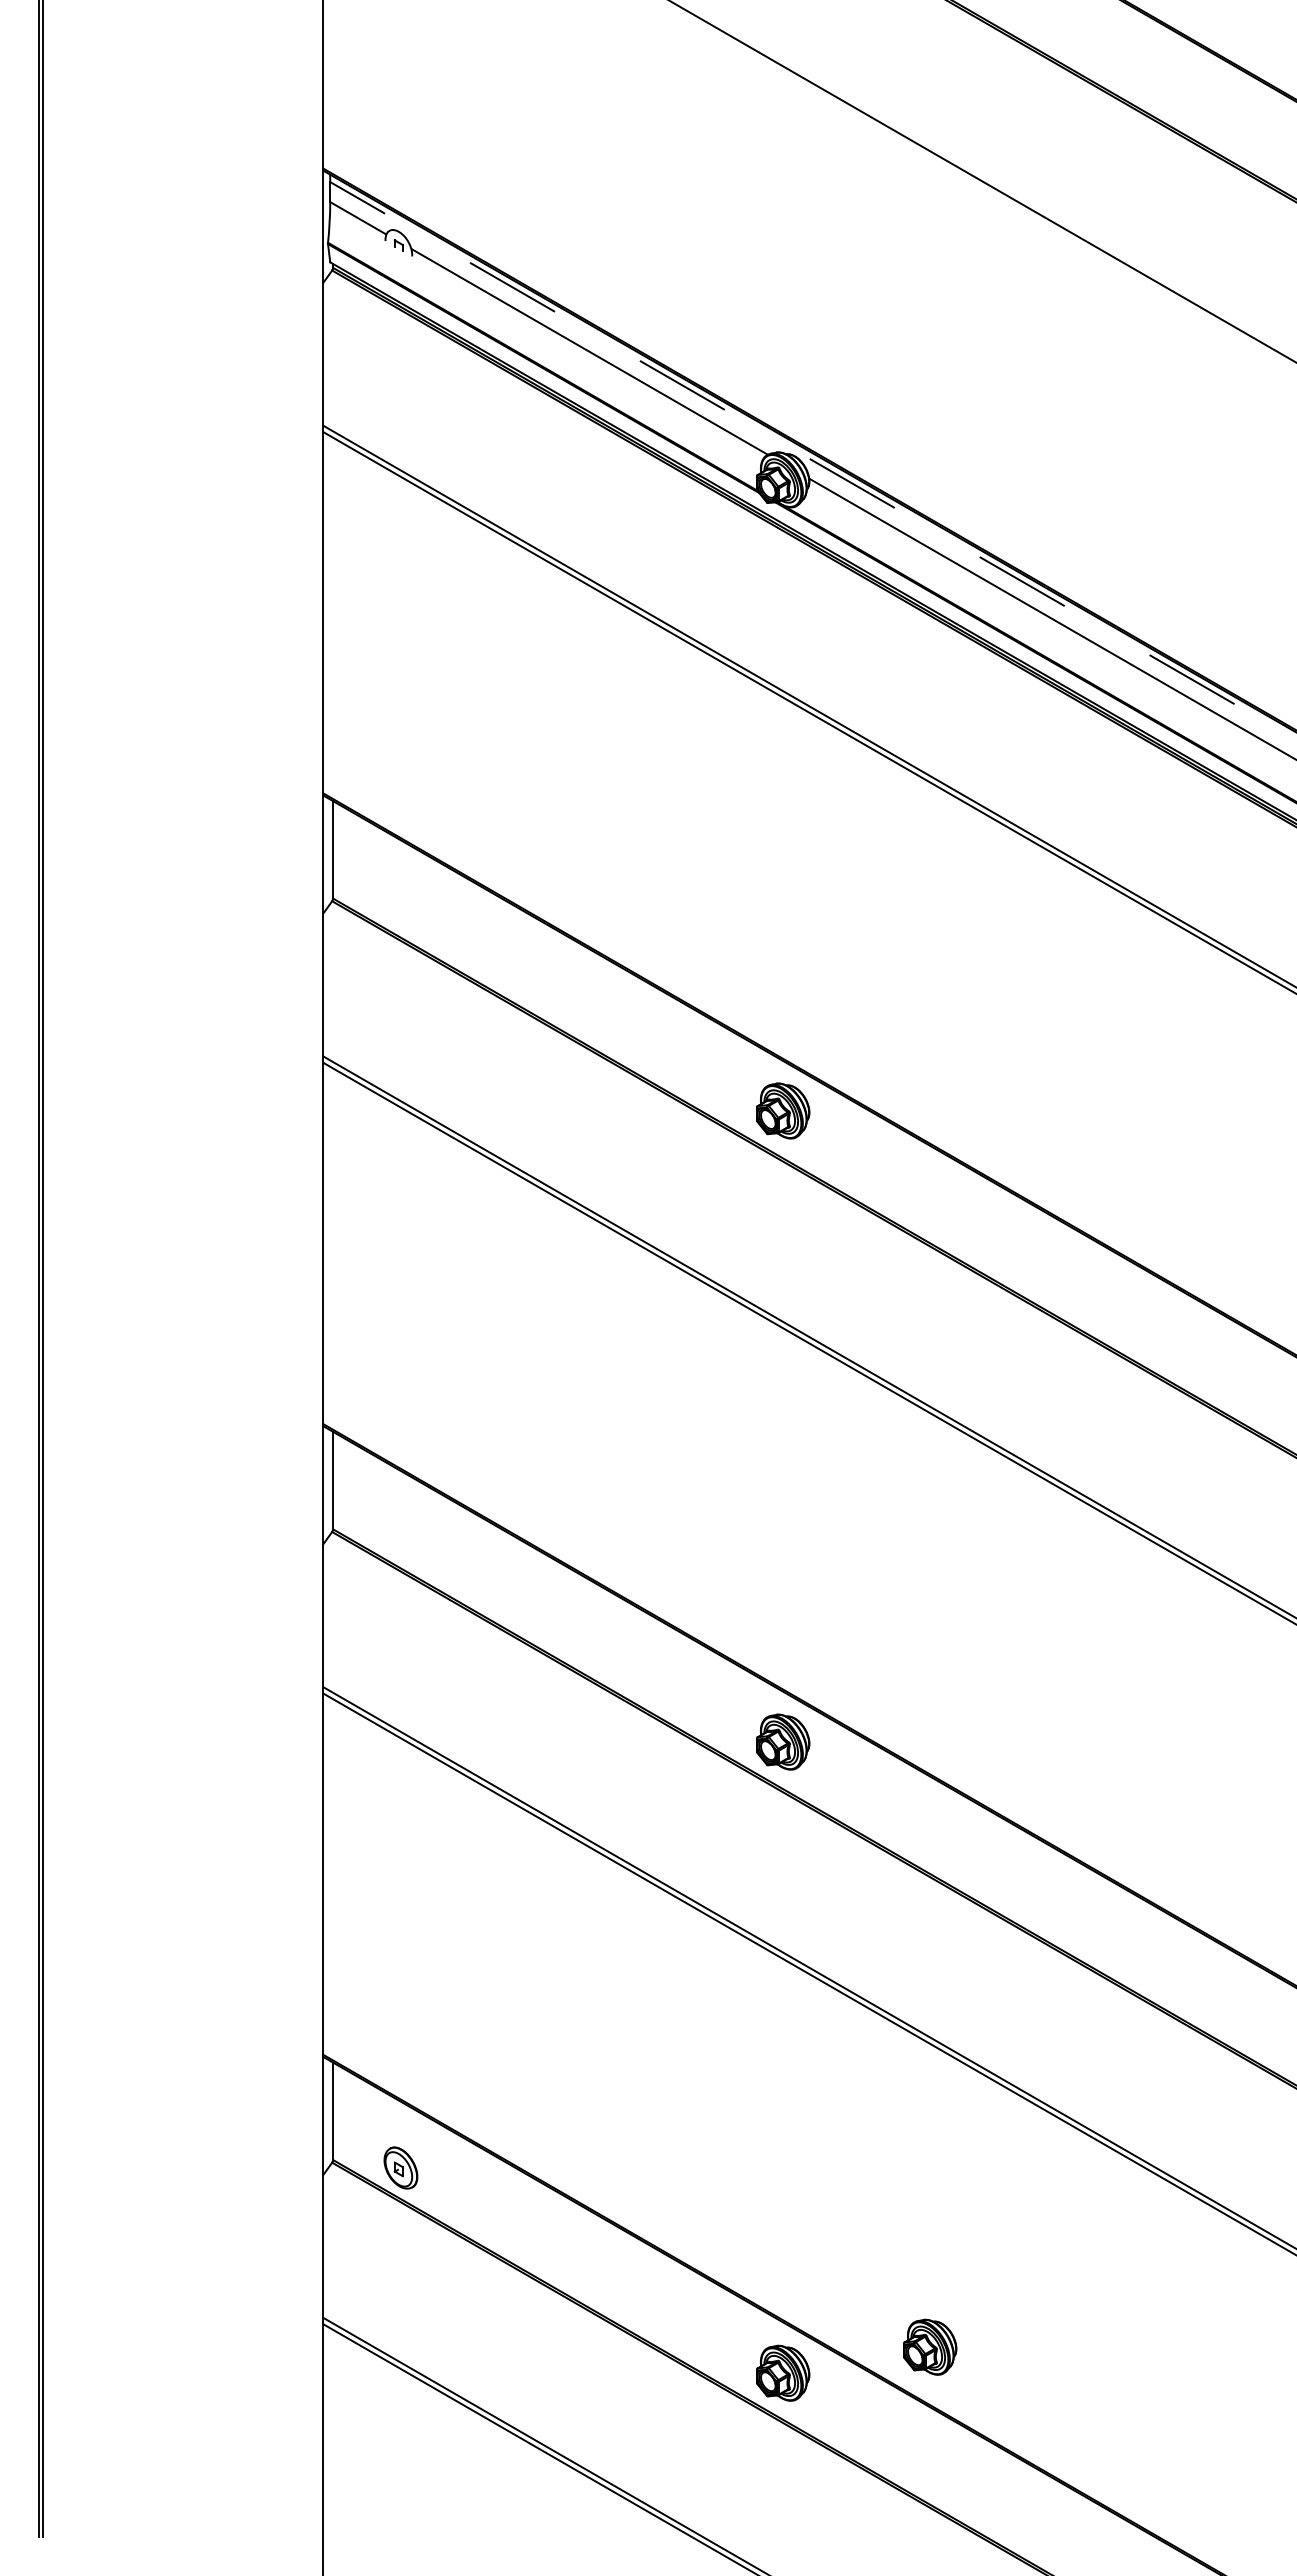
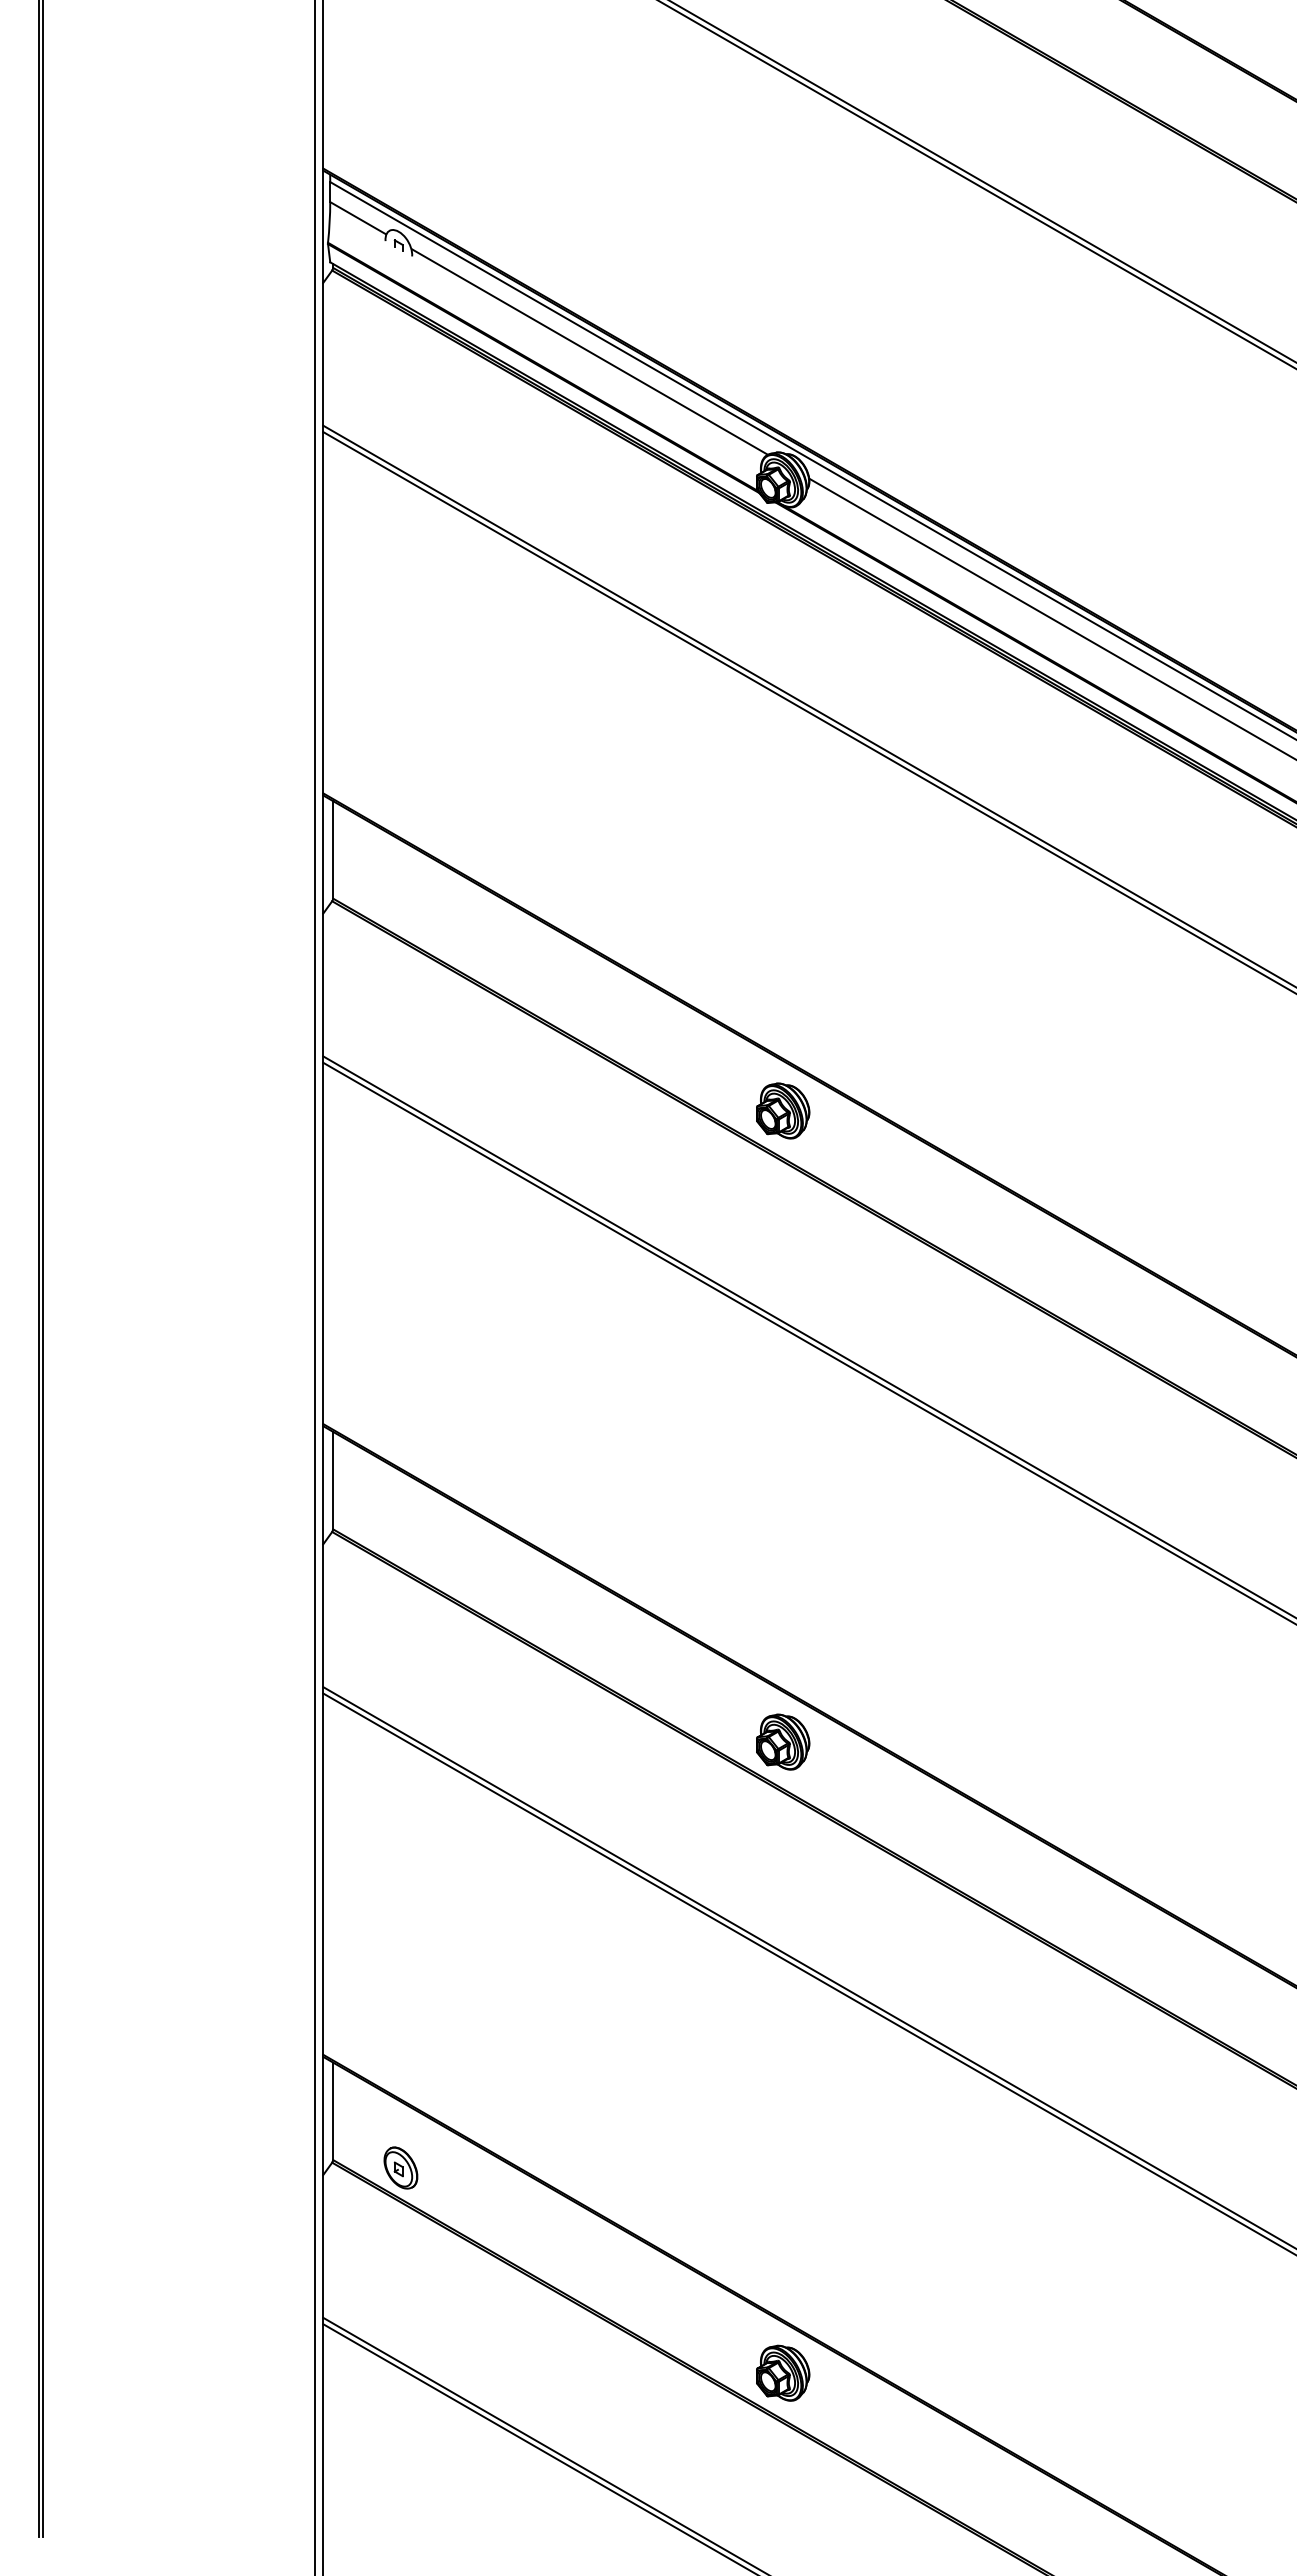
line: none -> present (976, 184)
line: dashed -> solid (813, 461)
line: none -> present (315, 1287)
part: present -> none (930, 2346)
